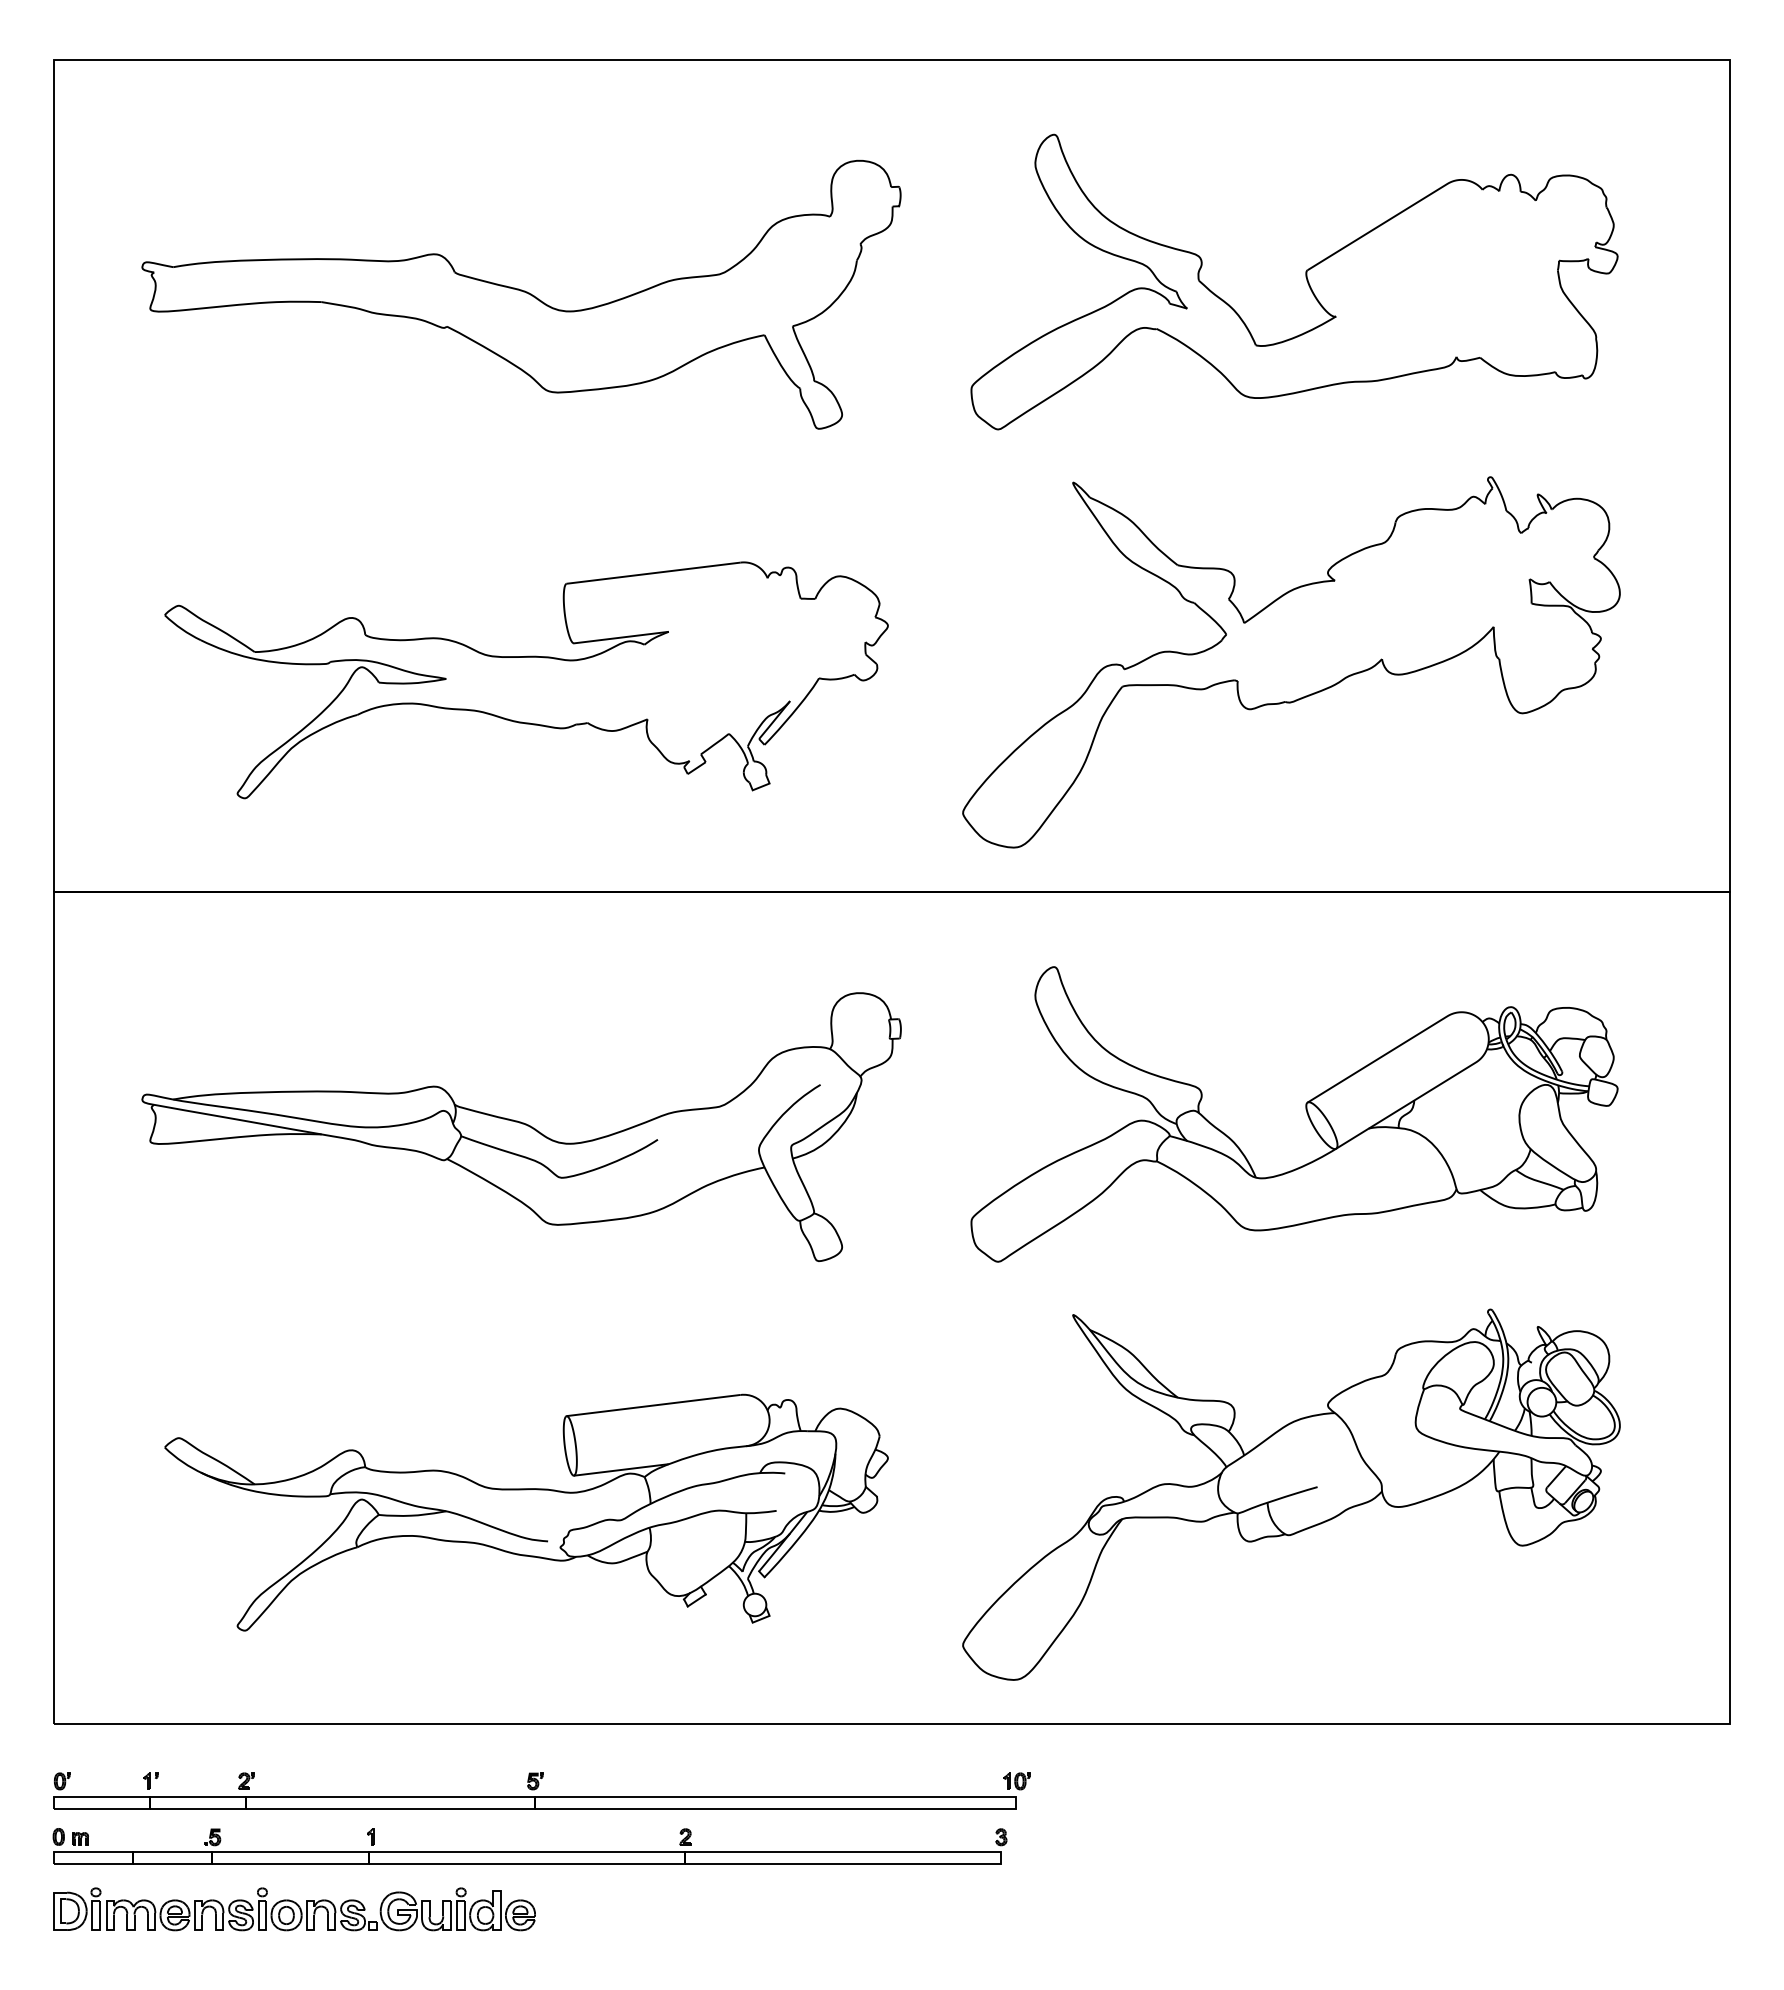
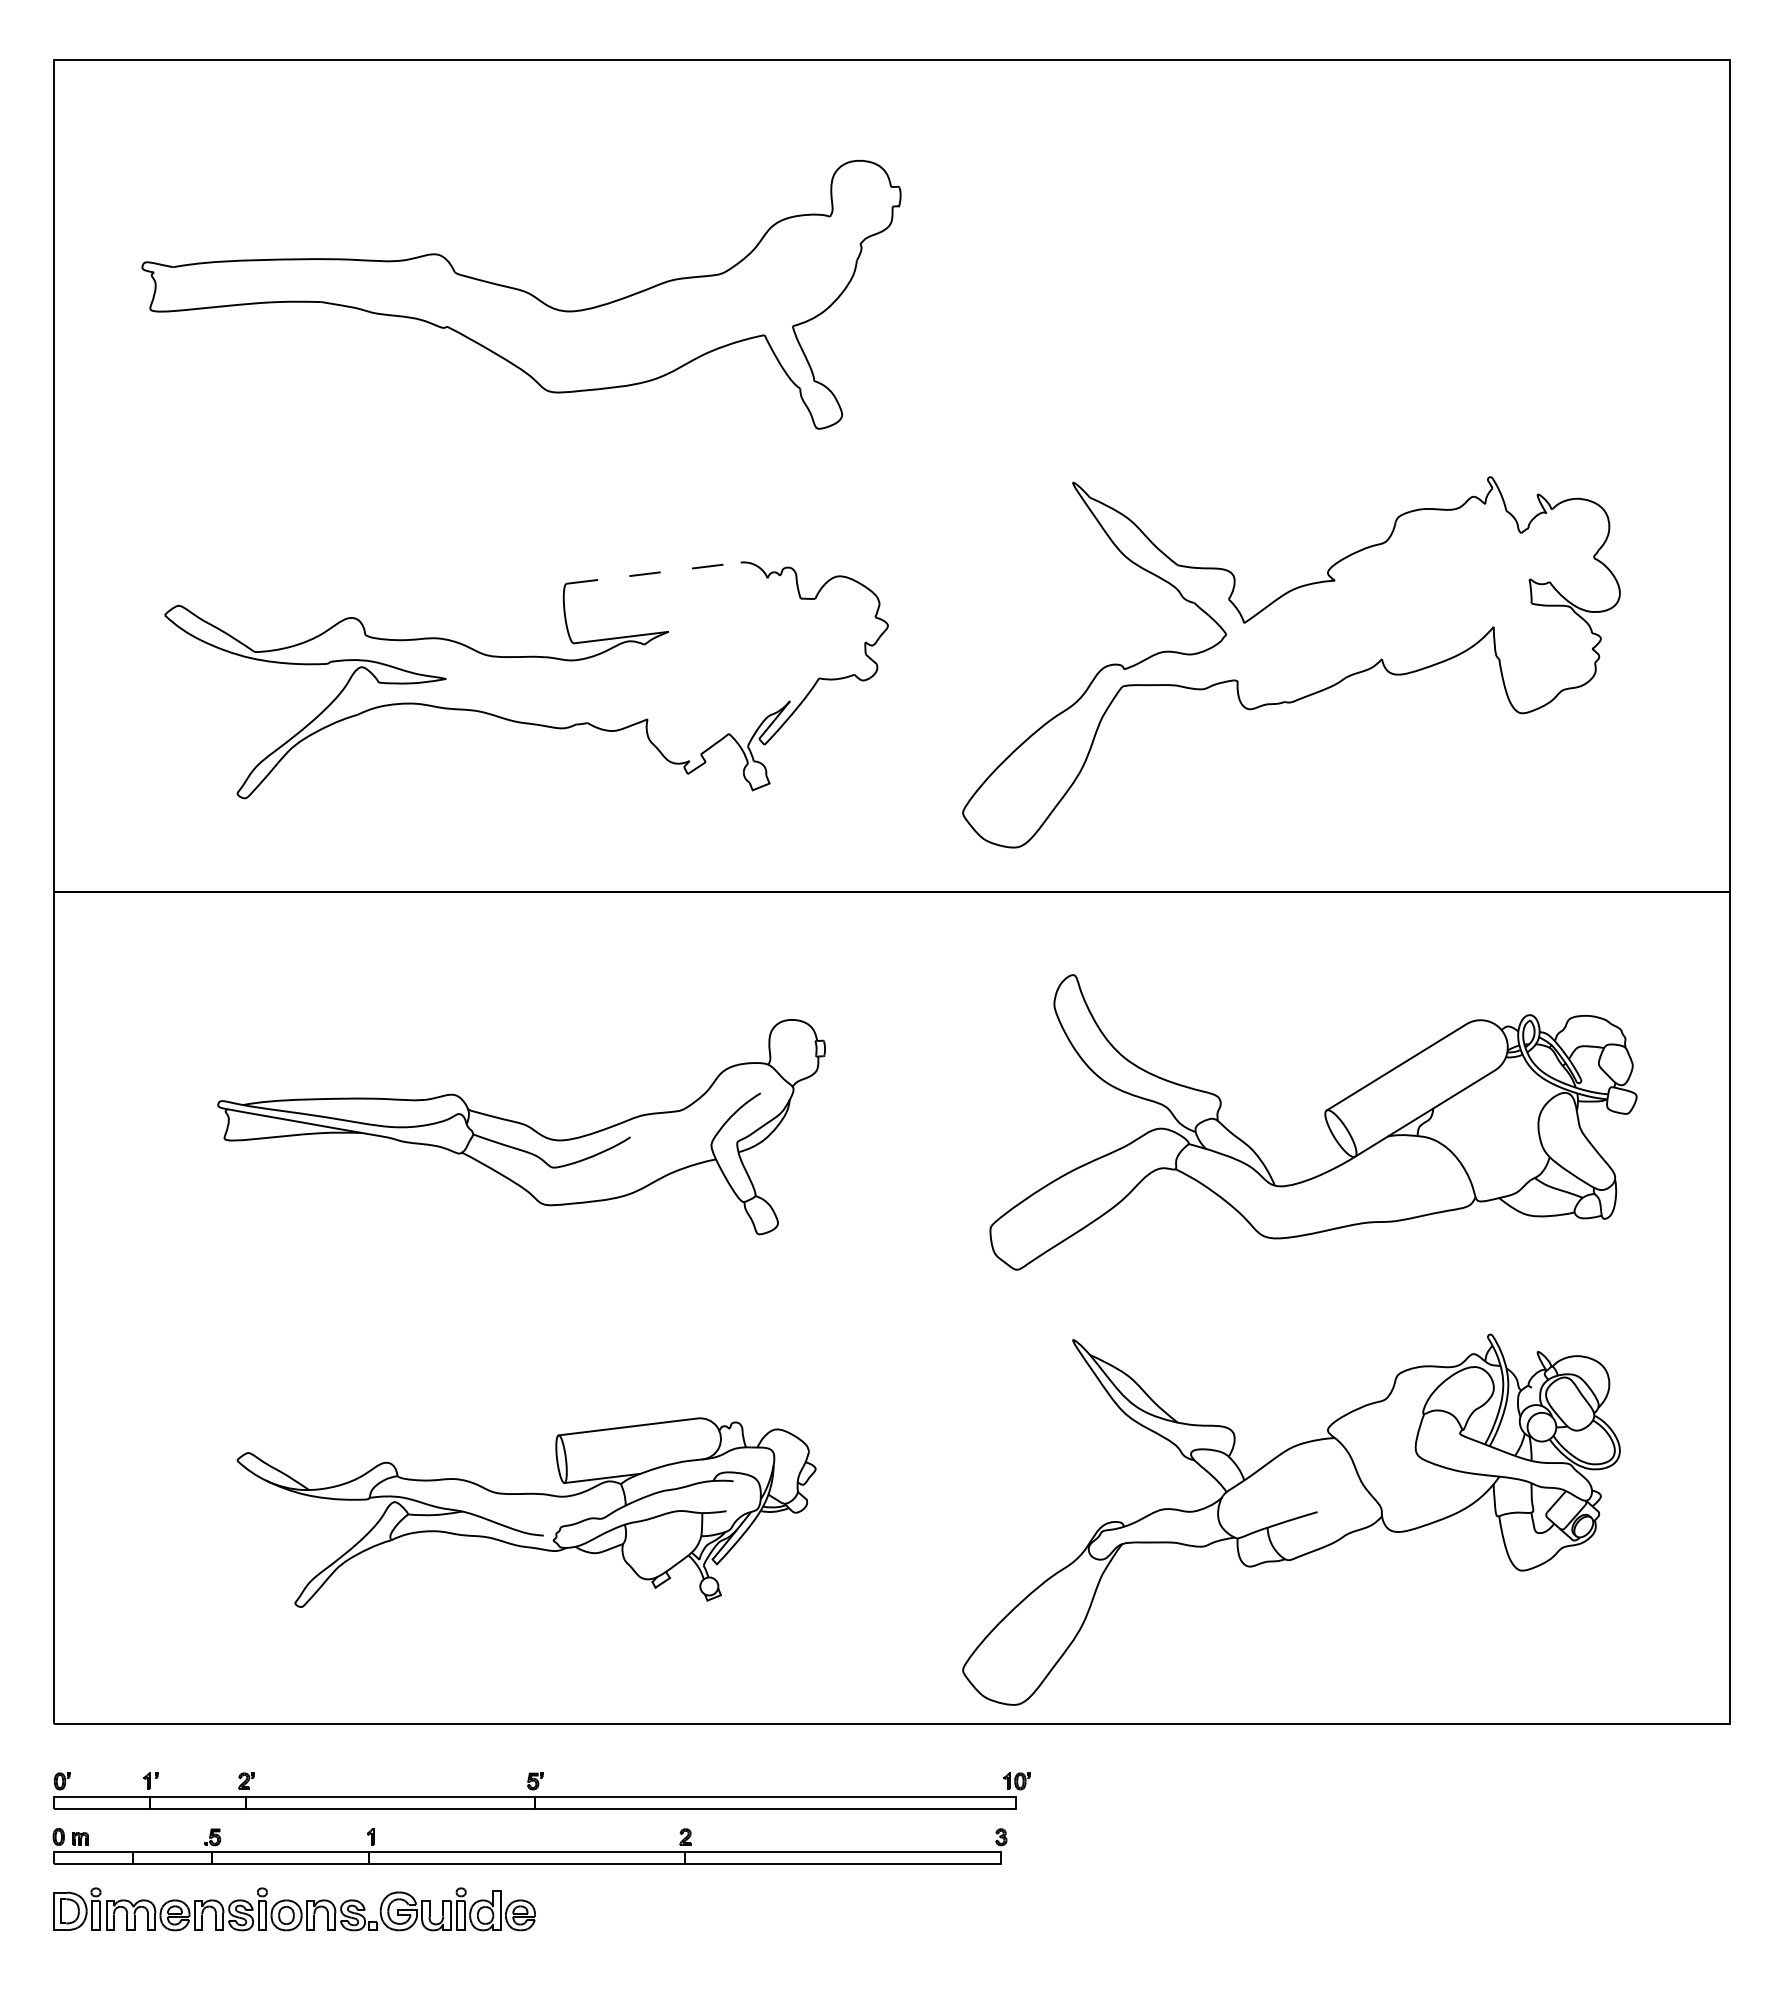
part: present -> none (1305, 277)
line: solid -> dashed (653, 573)
part position: (1306, 1113) -> (1325, 1121) (1325, 1121)
part size: 761x270 px -> 609x217 px (521, 1127)
part position: (1291, 1494) -> (1291, 1519) (1291, 1519)
part size: 725x239 px -> 581x191 px (526, 1512)
